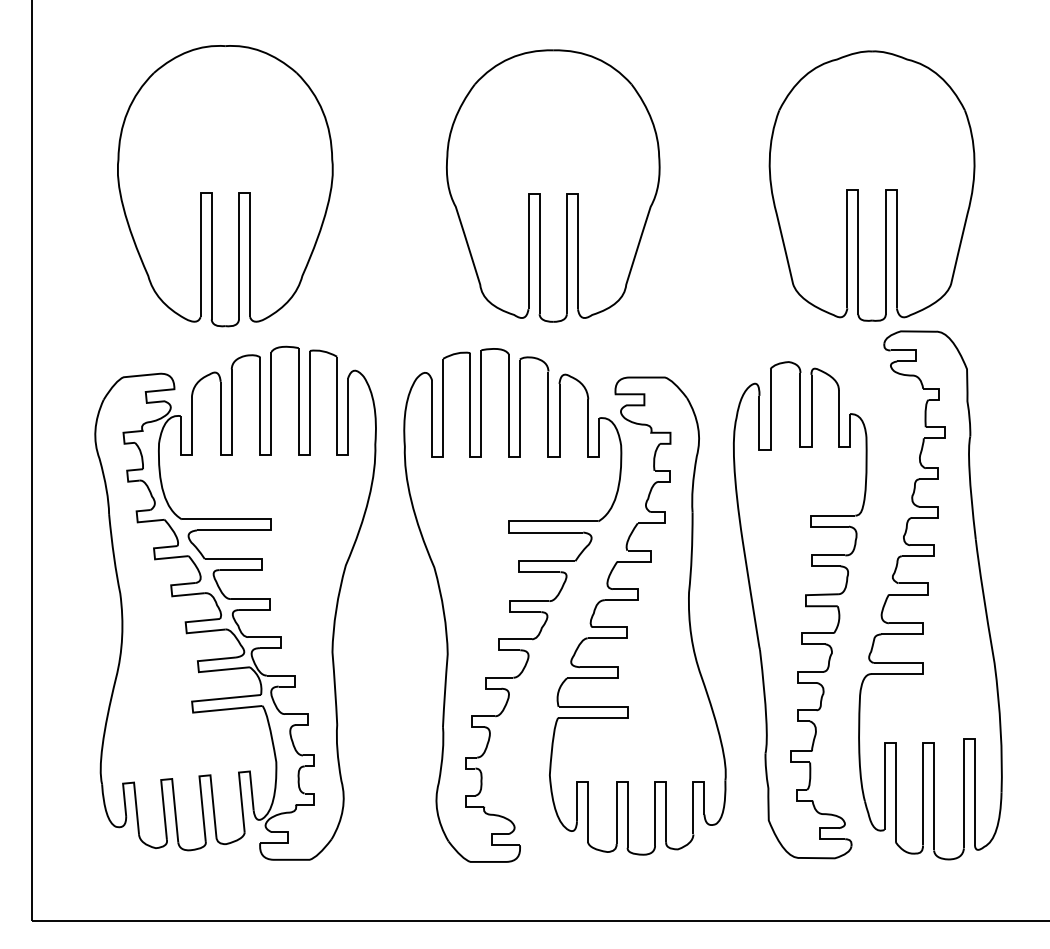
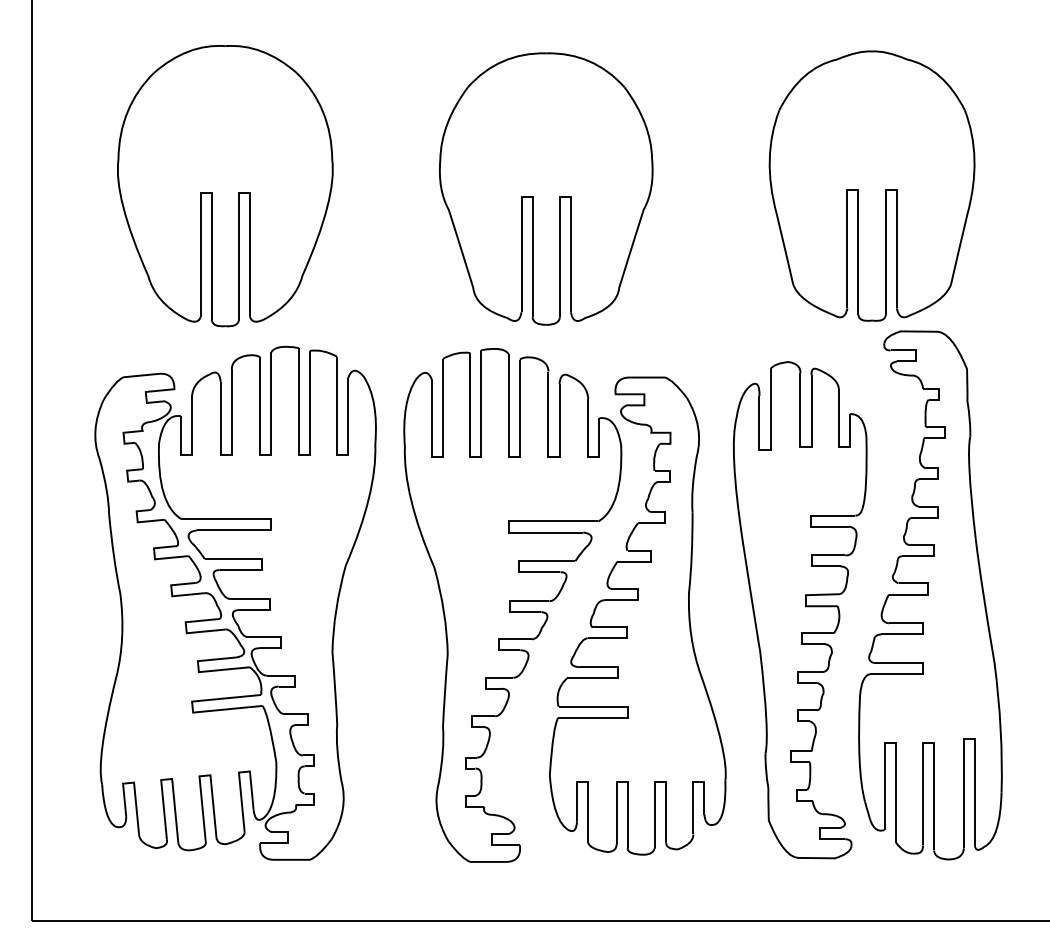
part position: (553, 185) -> (546, 188) (546, 188)
